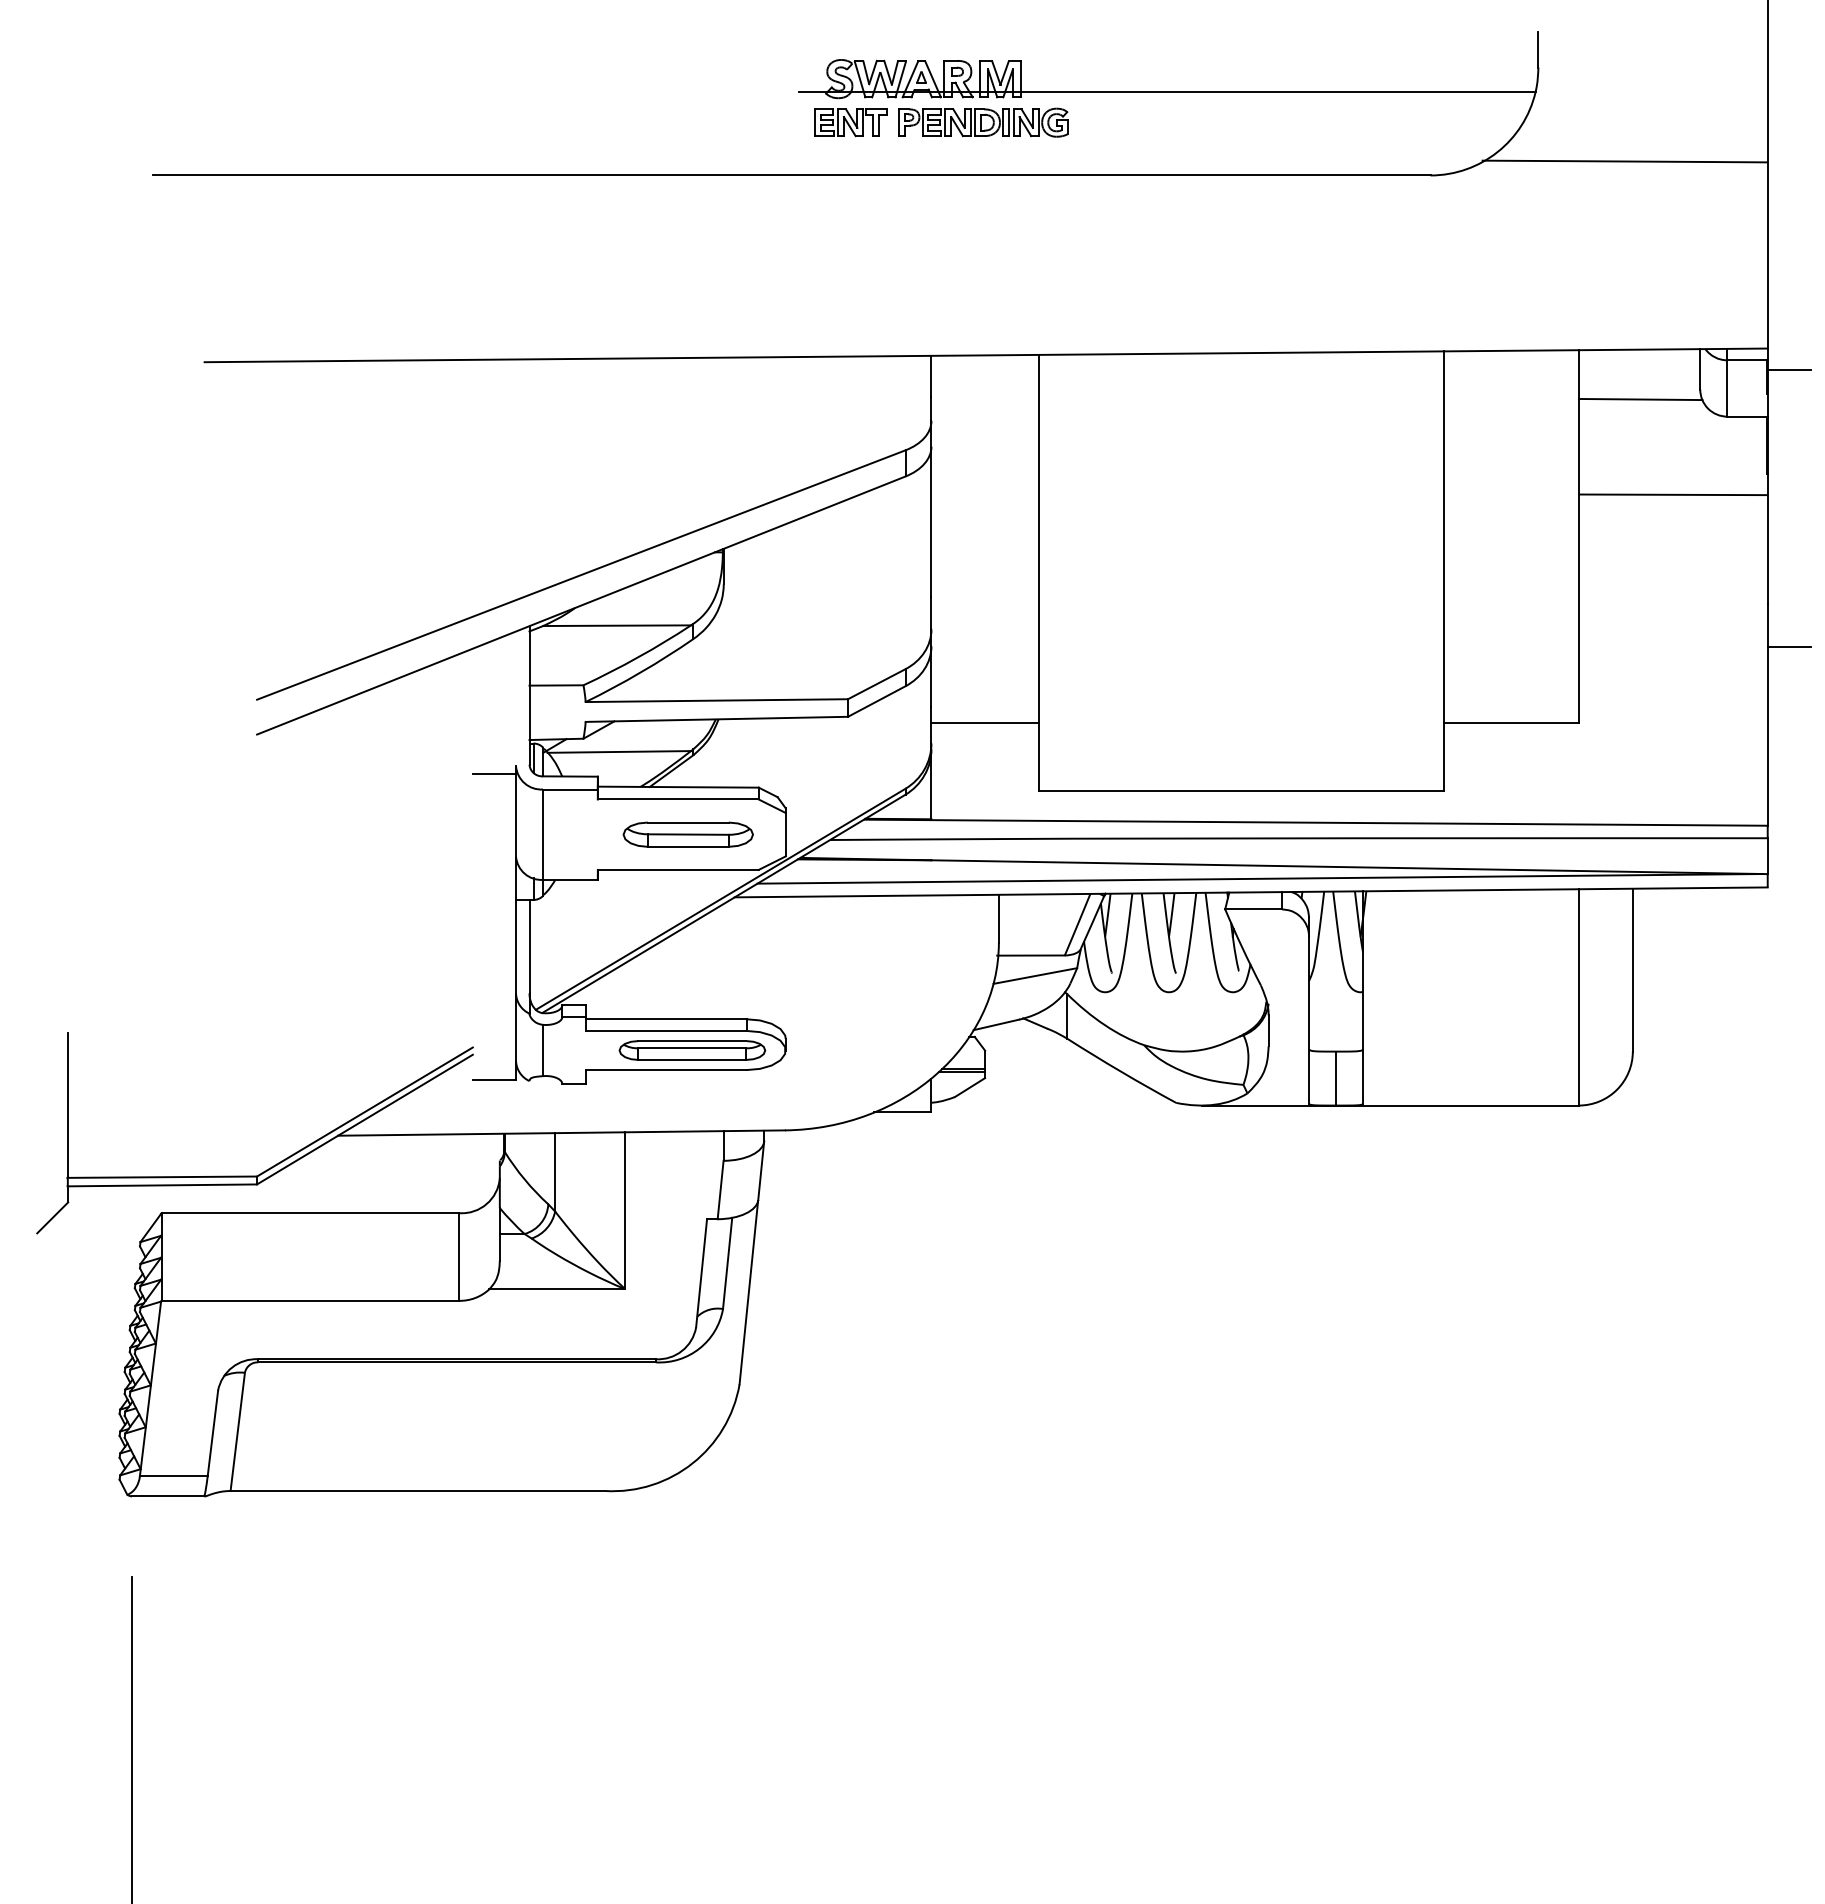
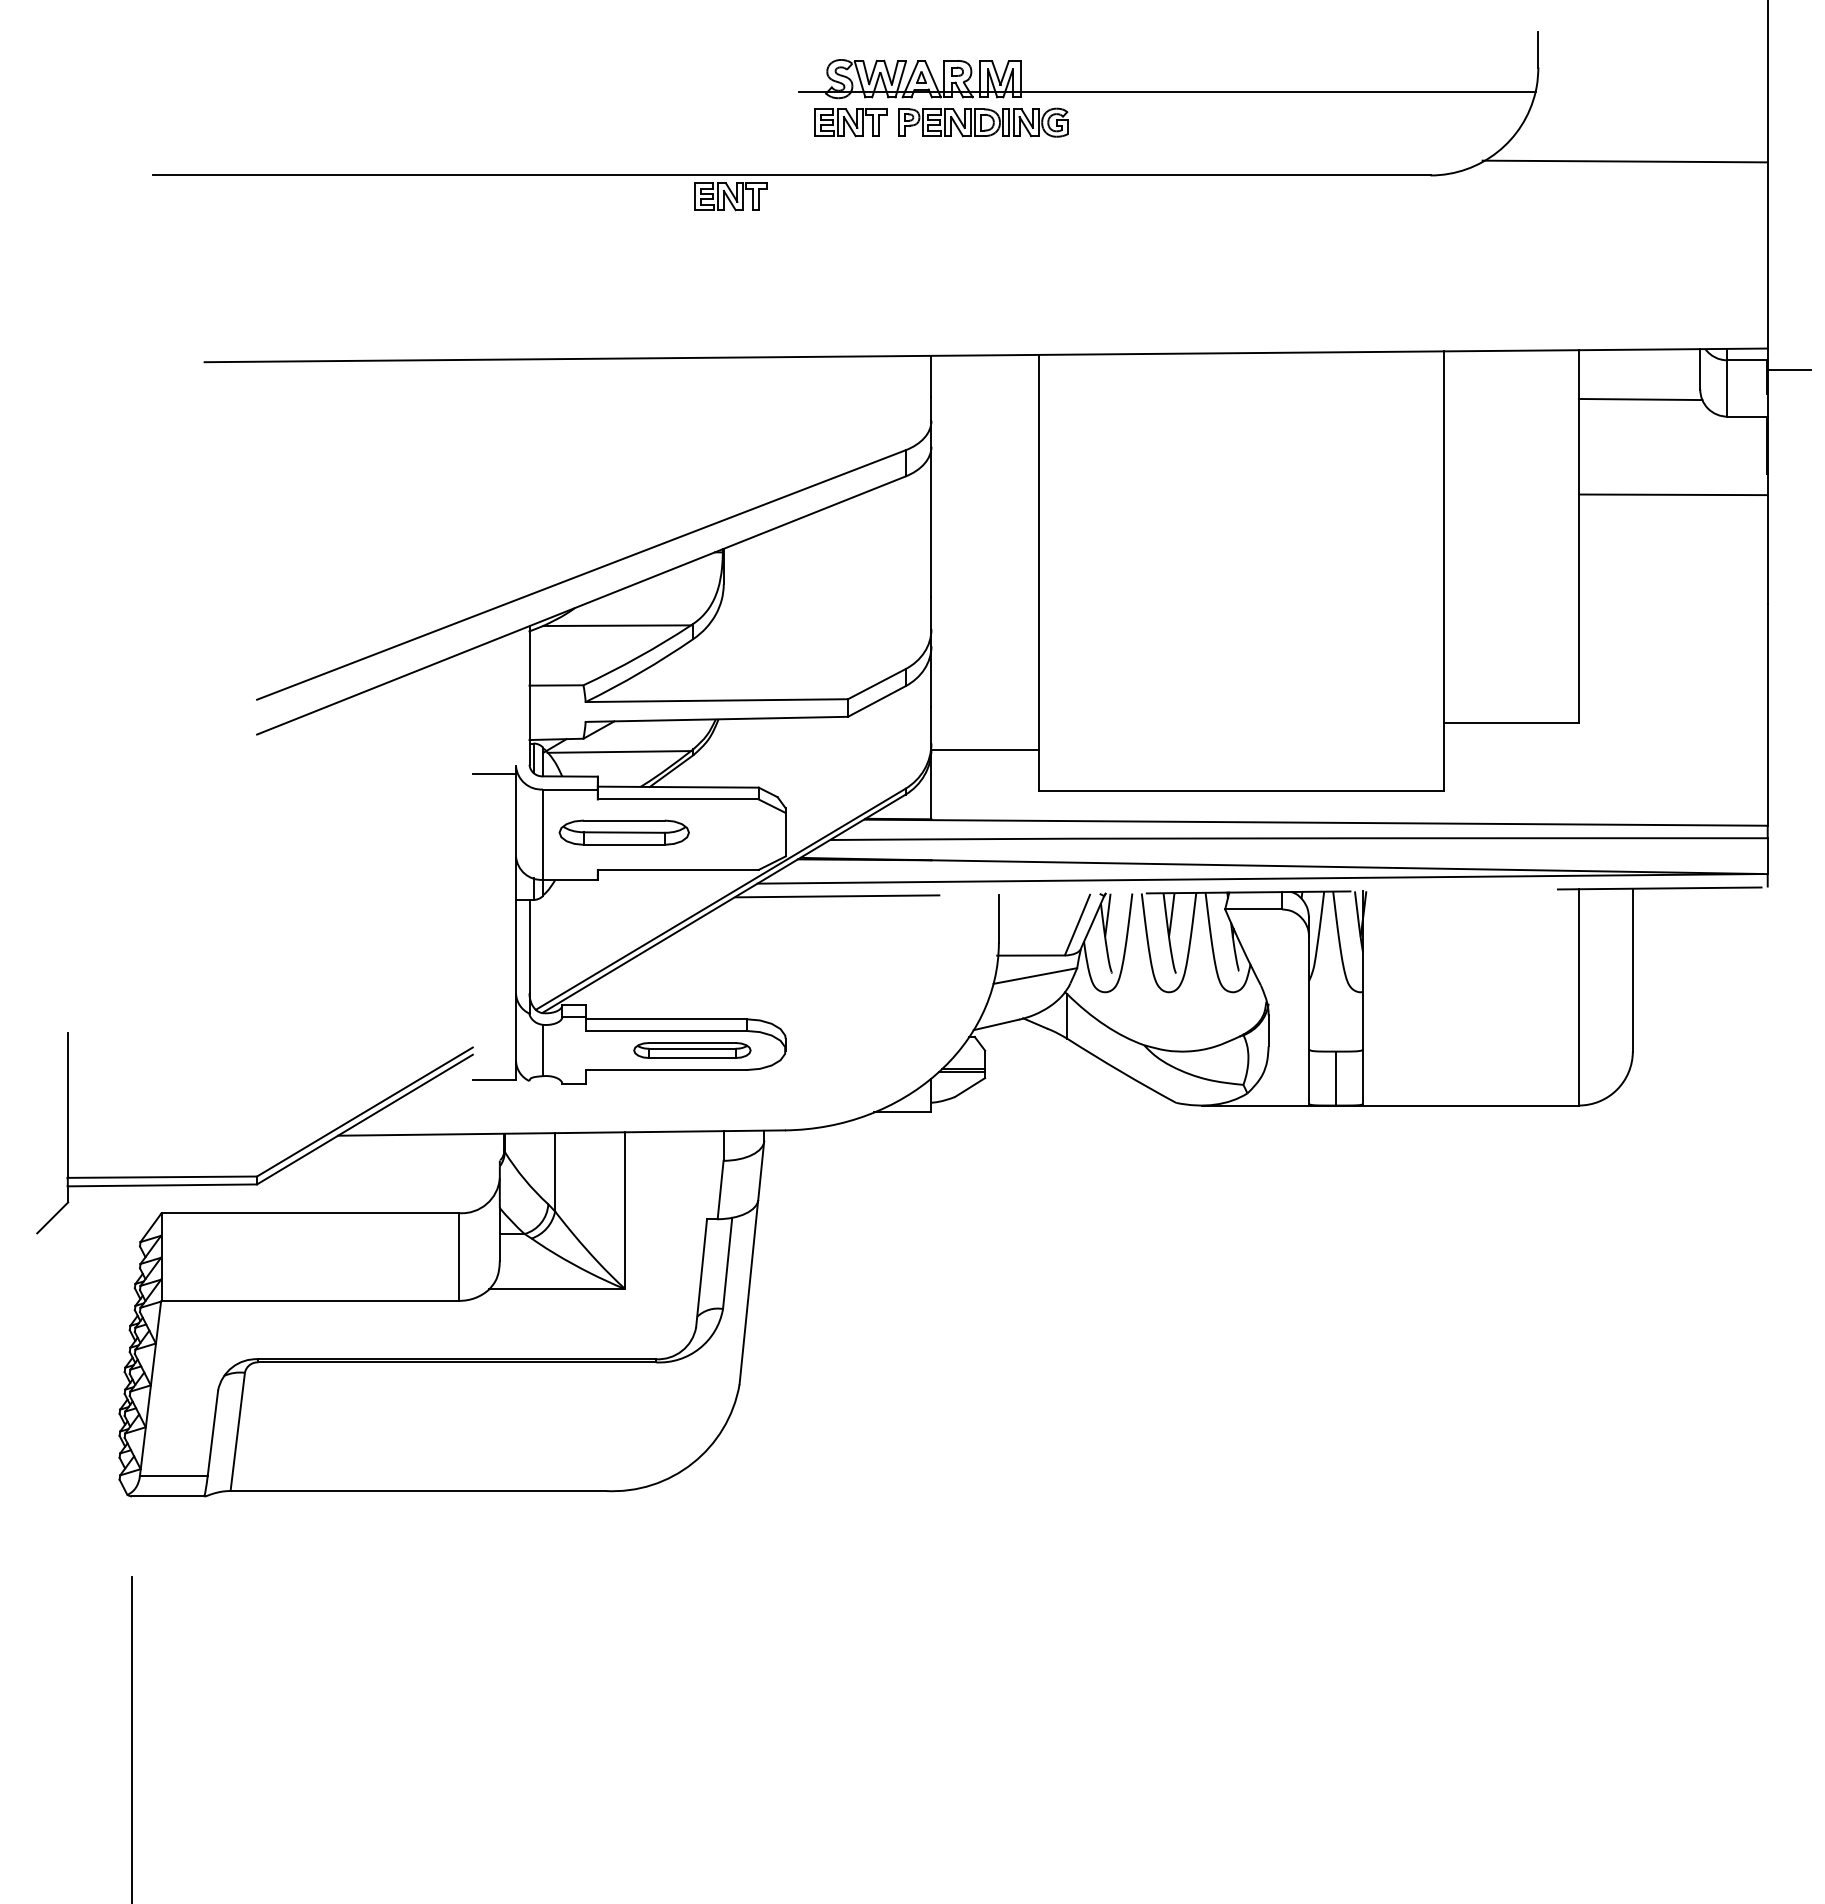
part: none -> present (730, 196)
line: present -> none (1788, 646)
line position: (985, 723) -> (985, 750) (985, 750)
part position: (687, 834) -> (623, 832) (623, 832)
line: solid -> dashed (1251, 892)
part size: 149x21 px -> 119x17 px (692, 1050)
